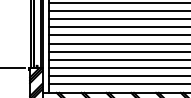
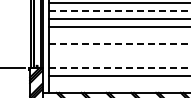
line: solid -> dashed (119, 11)
line: present -> none (117, 35)
line: solid -> dashed (119, 43)
line: present -> none (117, 51)
line: present -> none (117, 59)
line: solid -> dashed (119, 67)
line: present -> none (117, 83)
